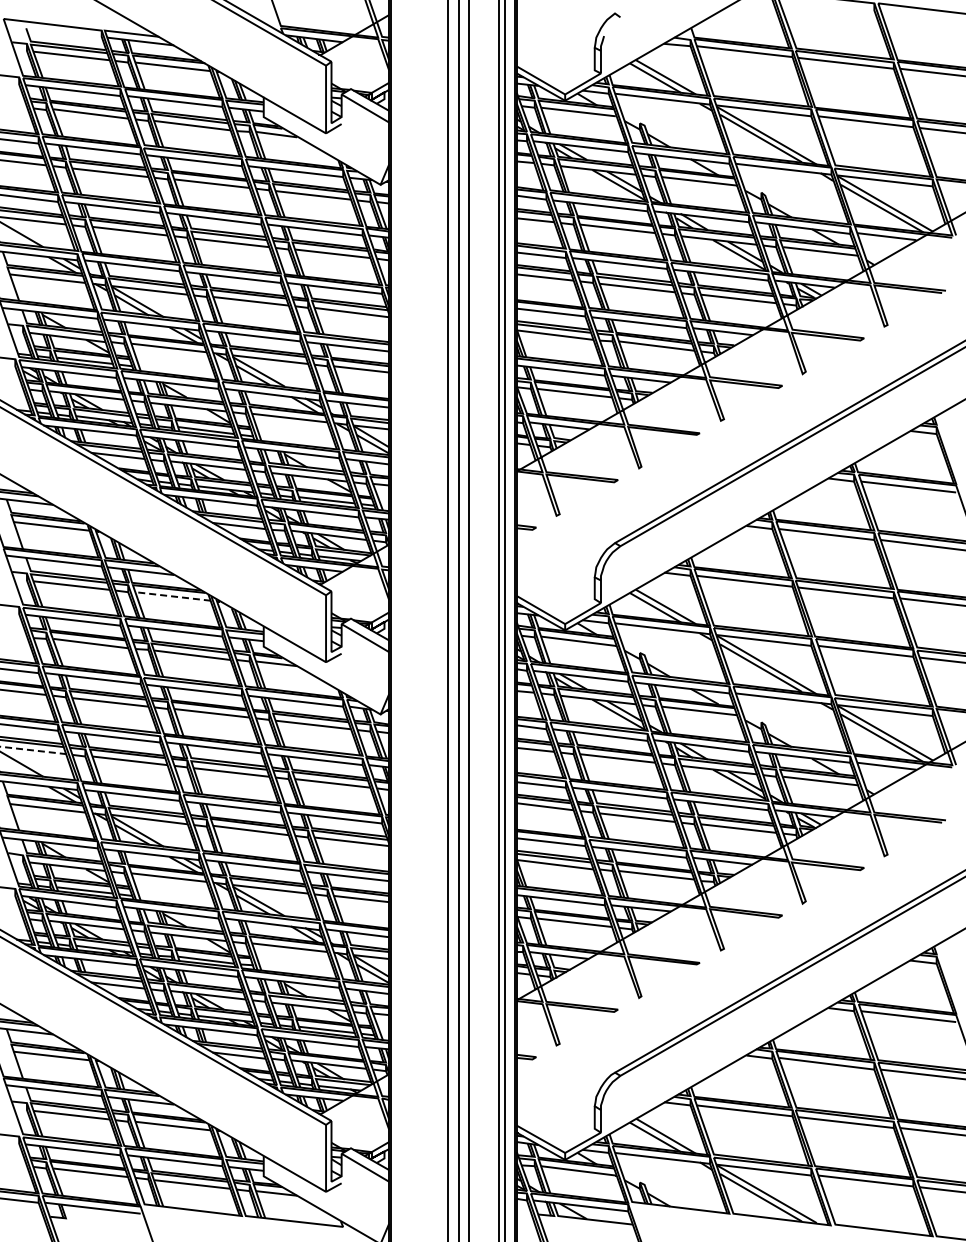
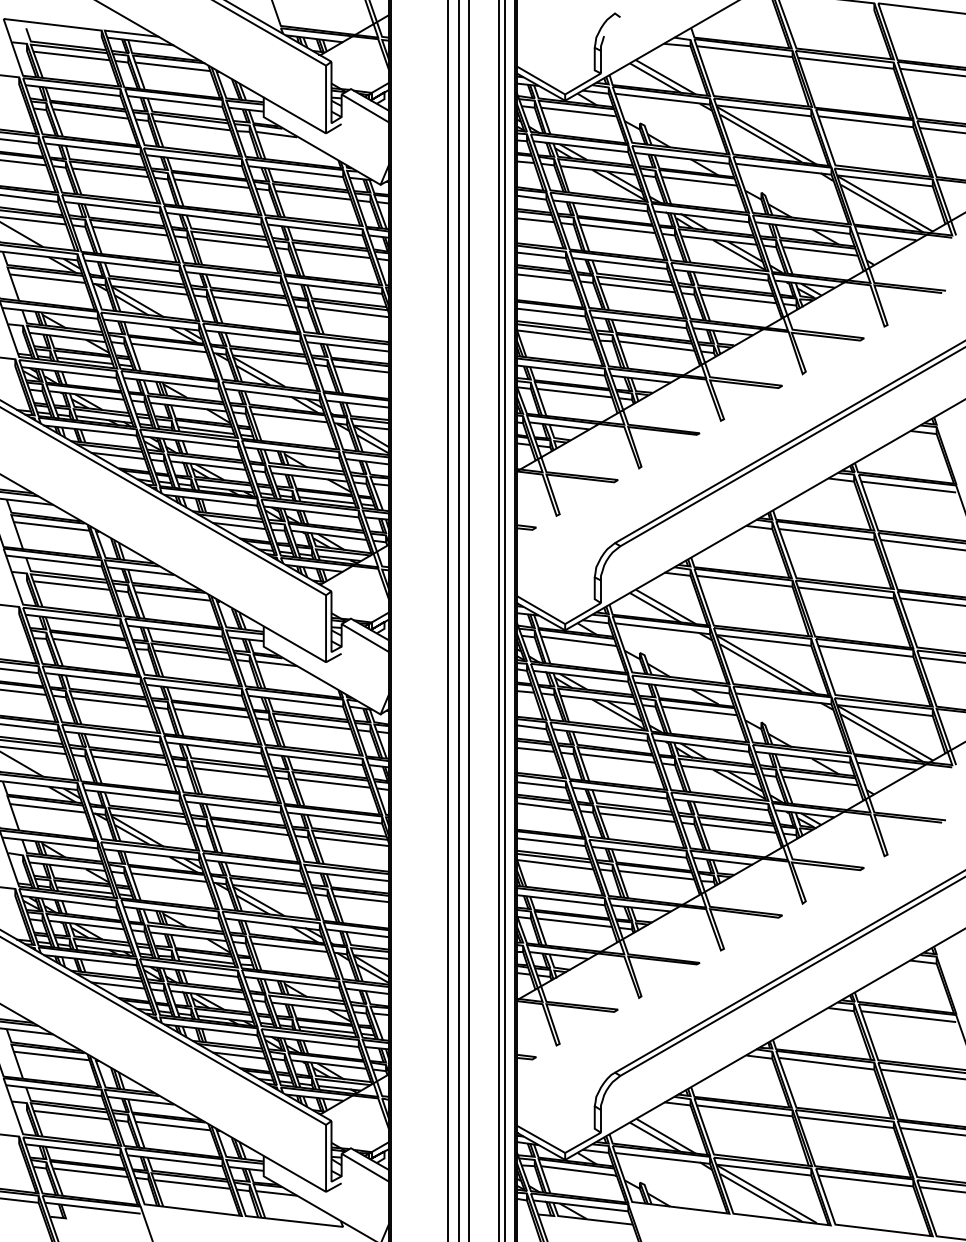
line: dashed -> solid (172, 596)
line: dashed -> solid (33, 750)
